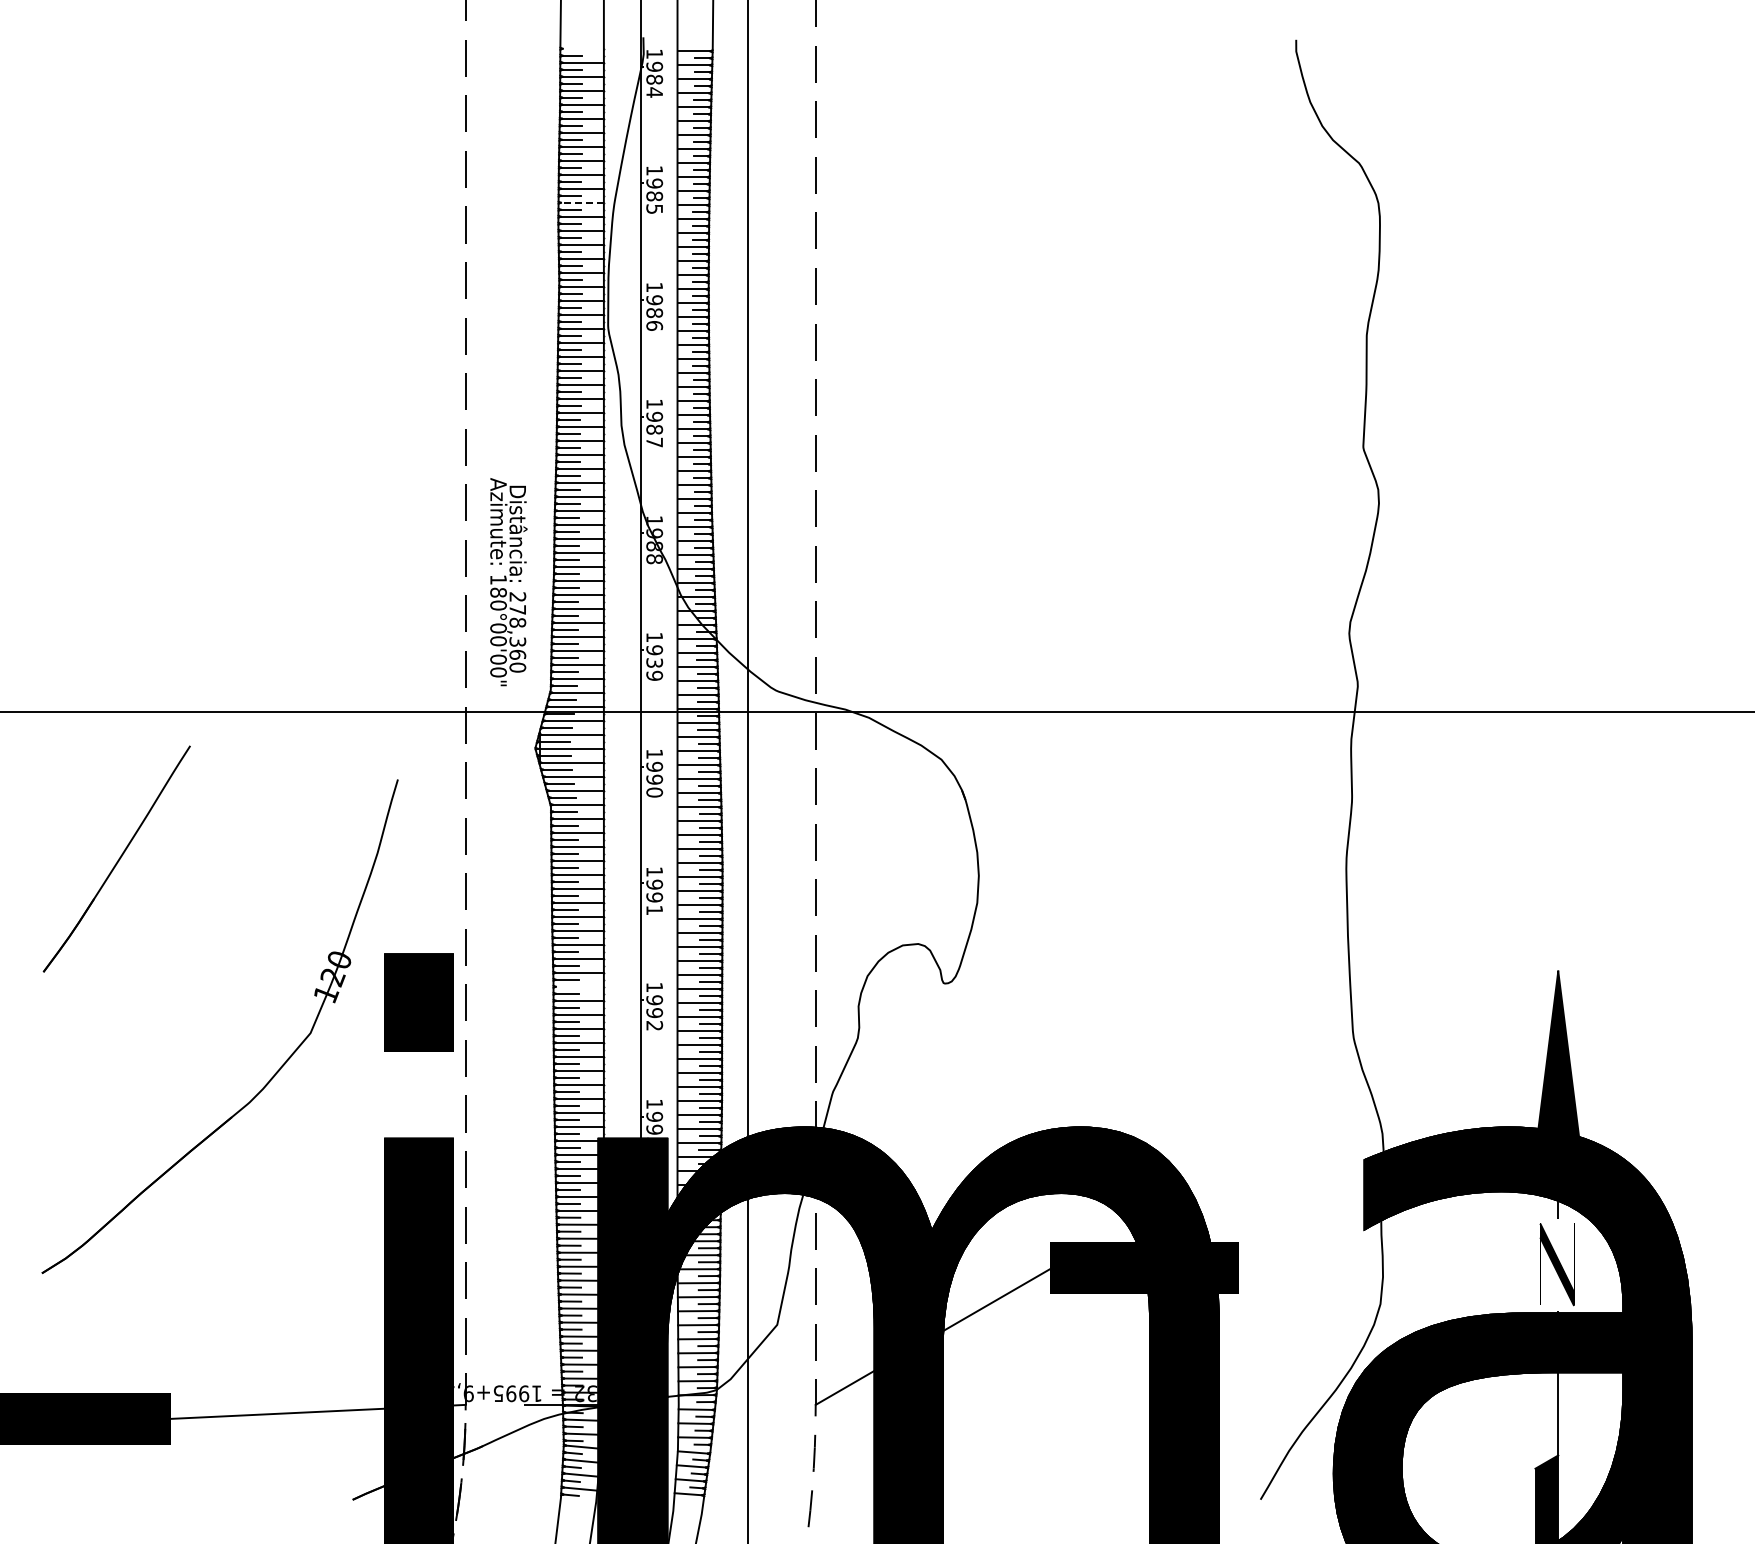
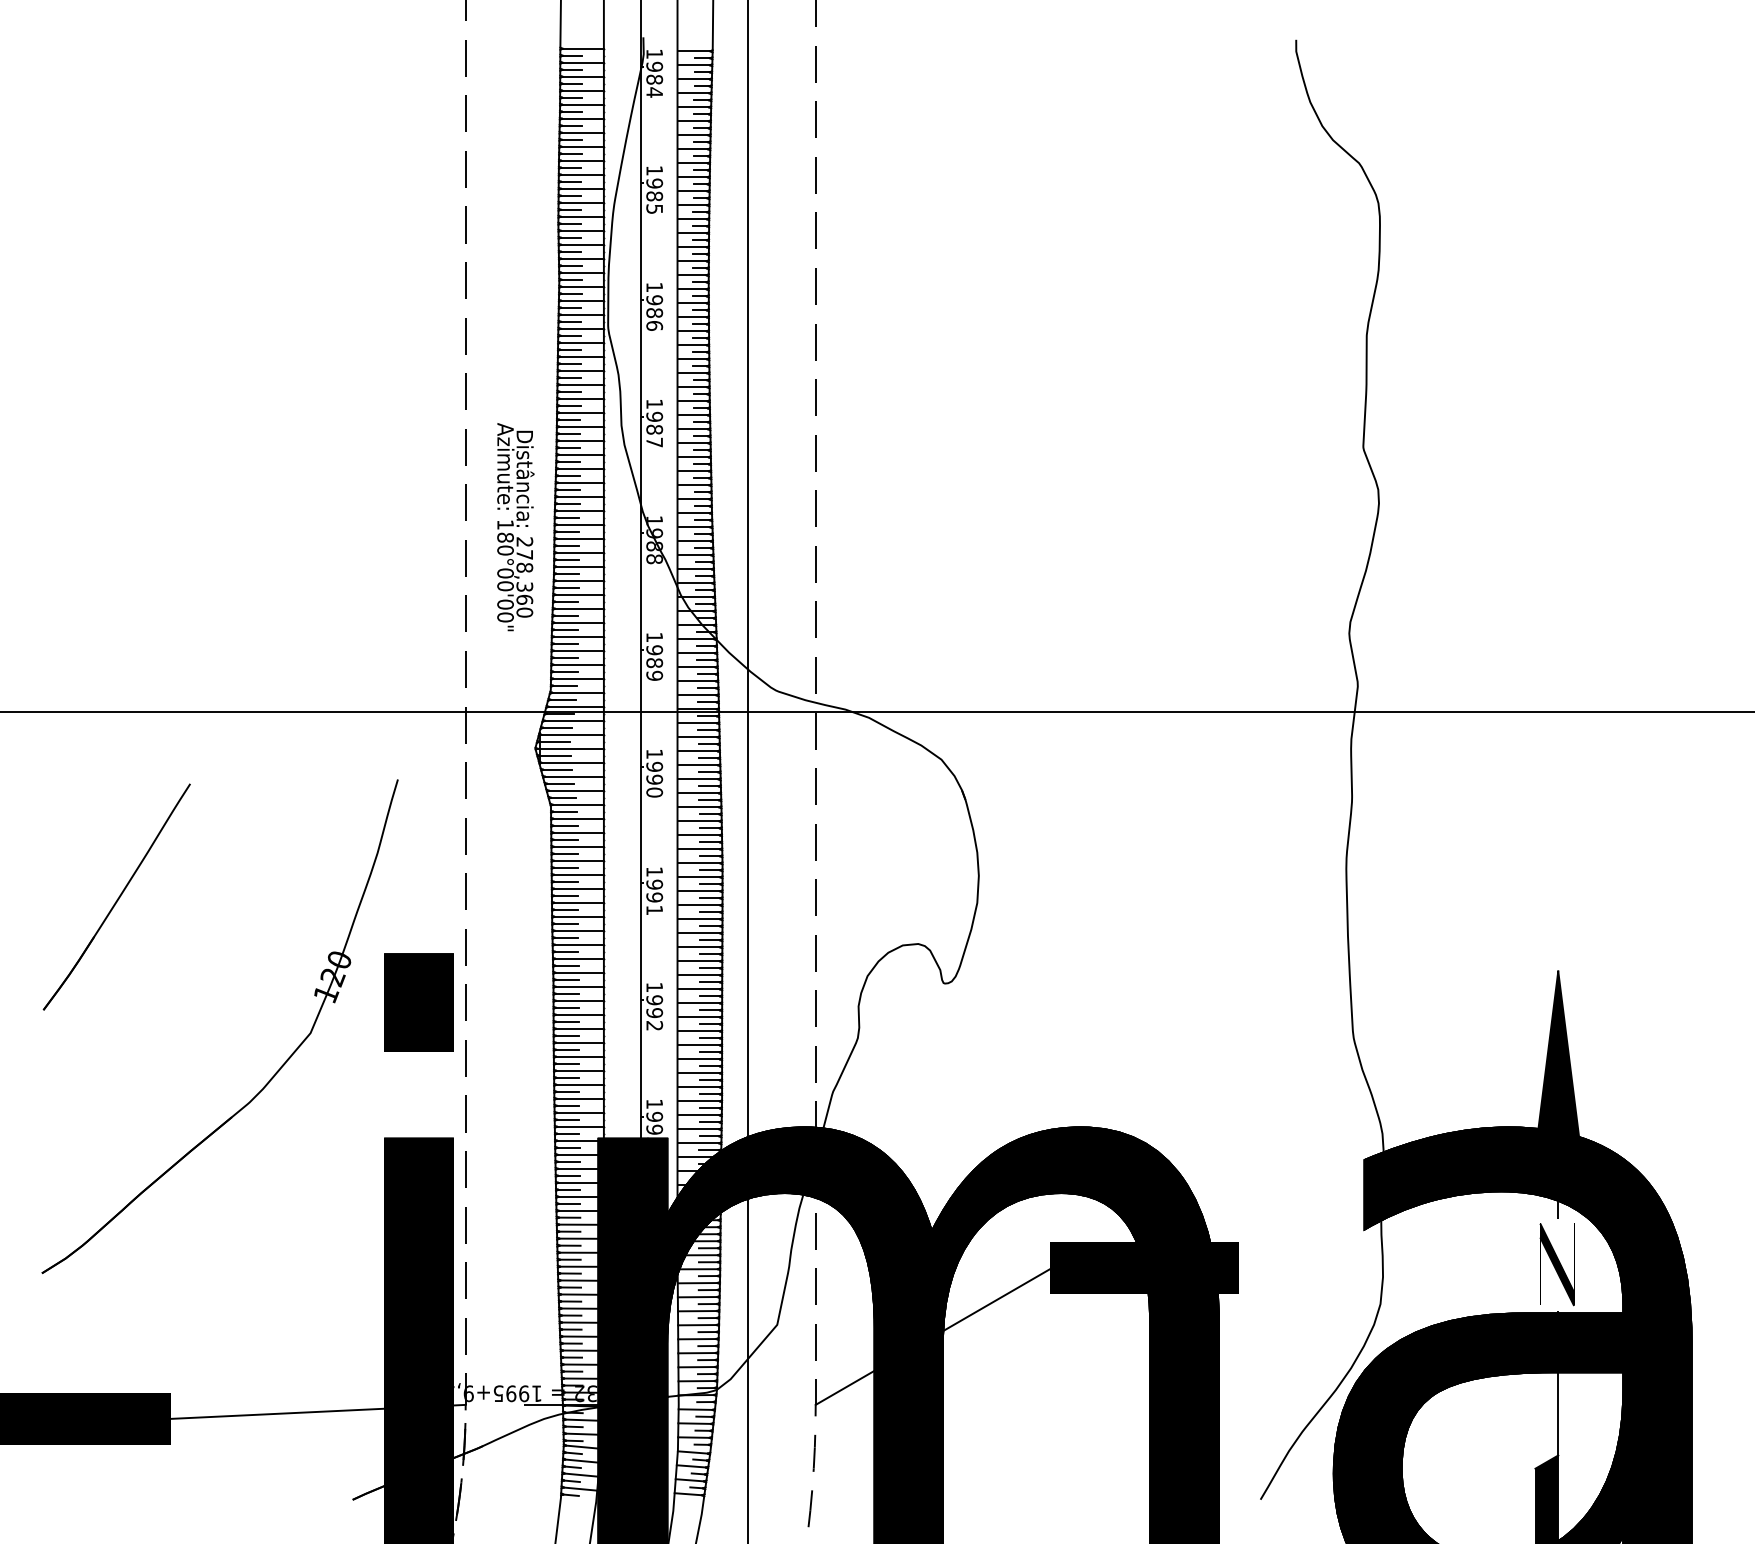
line: none -> present (582, 48)
line: dashed -> solid (581, 202)
text position: (508, 582) -> (515, 527) (515, 527)
text: 1939 -> 1989 (654, 663)
part position: (116, 858) -> (116, 896) (116, 896)
line: none -> present (579, 986)
